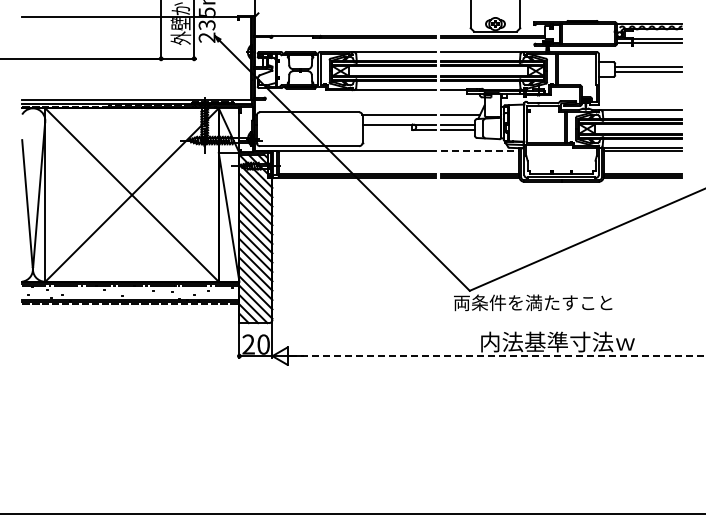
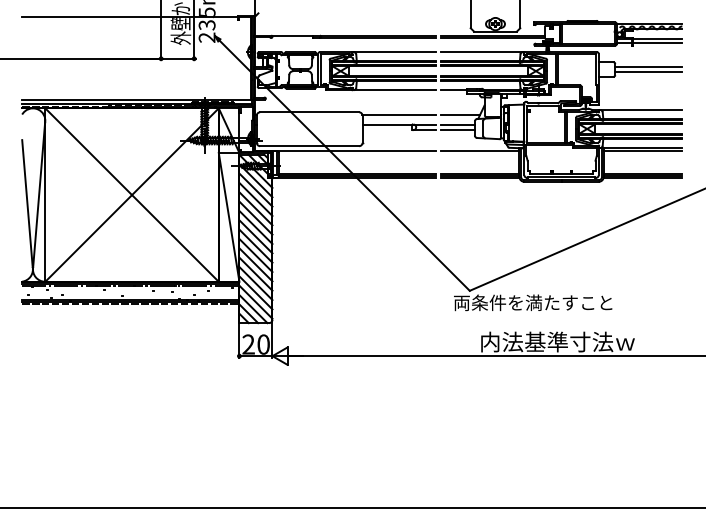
line: dashed -> solid (480, 150)
line: dashed -> solid (497, 356)
line position: (352, 514) -> (352, 508) (352, 508)
